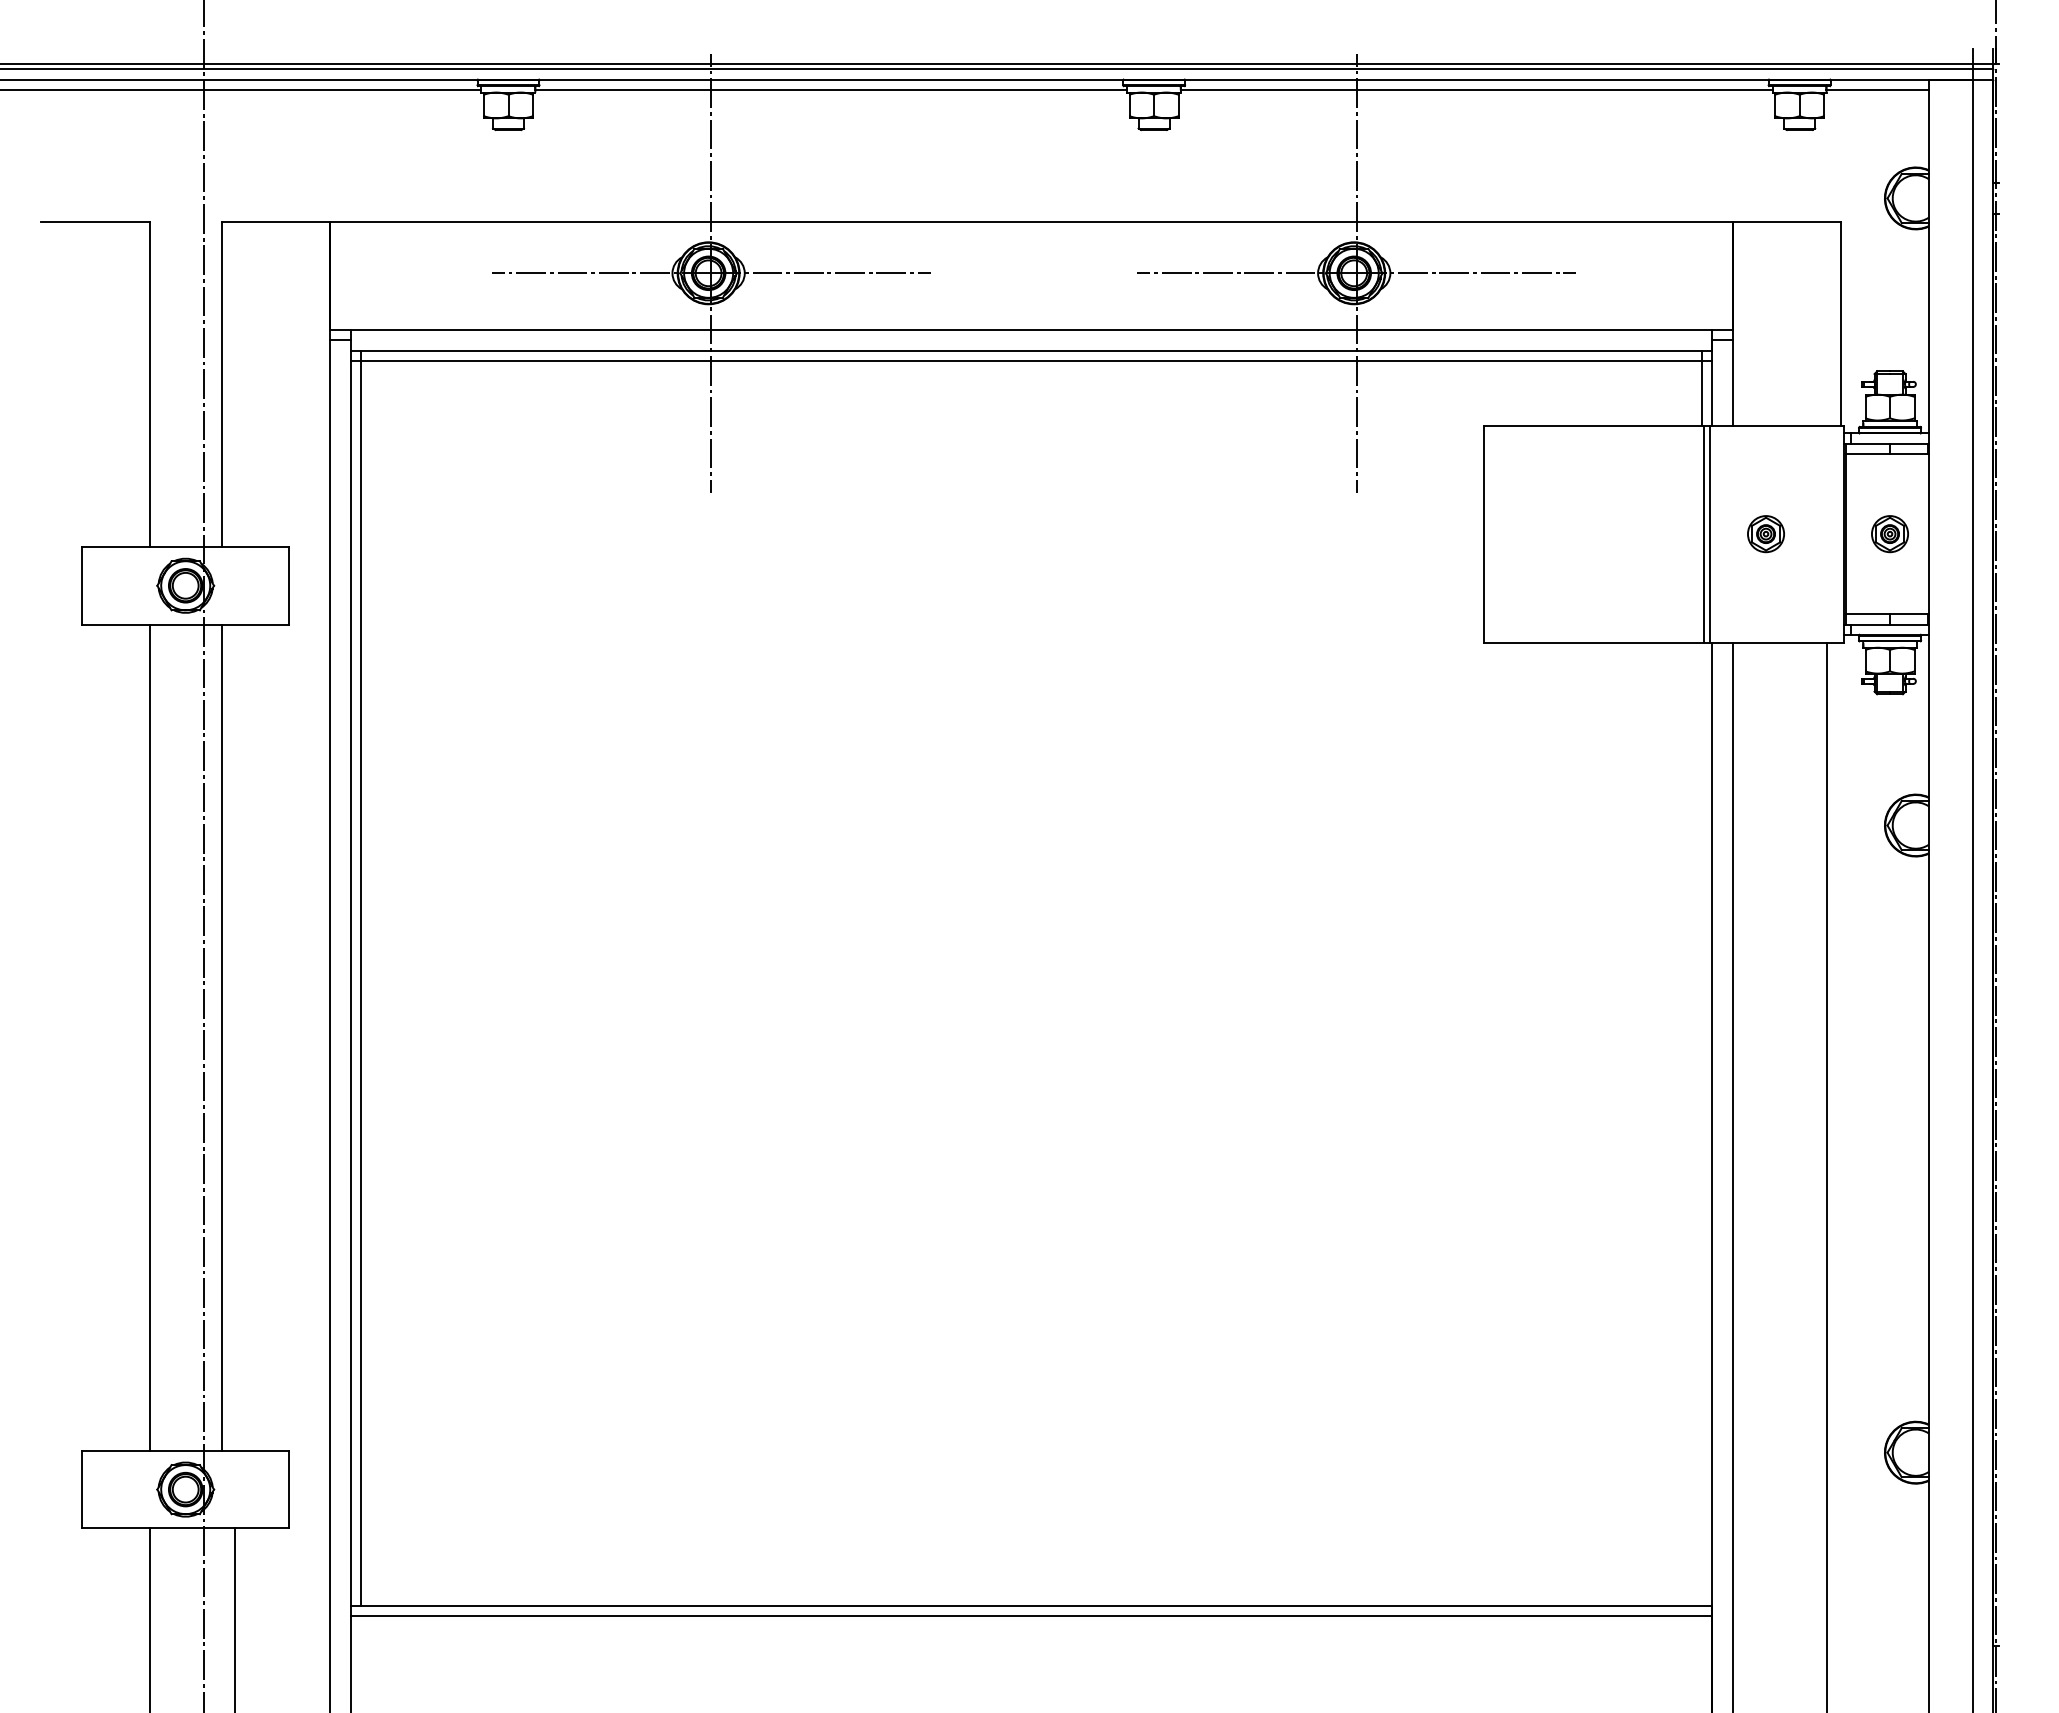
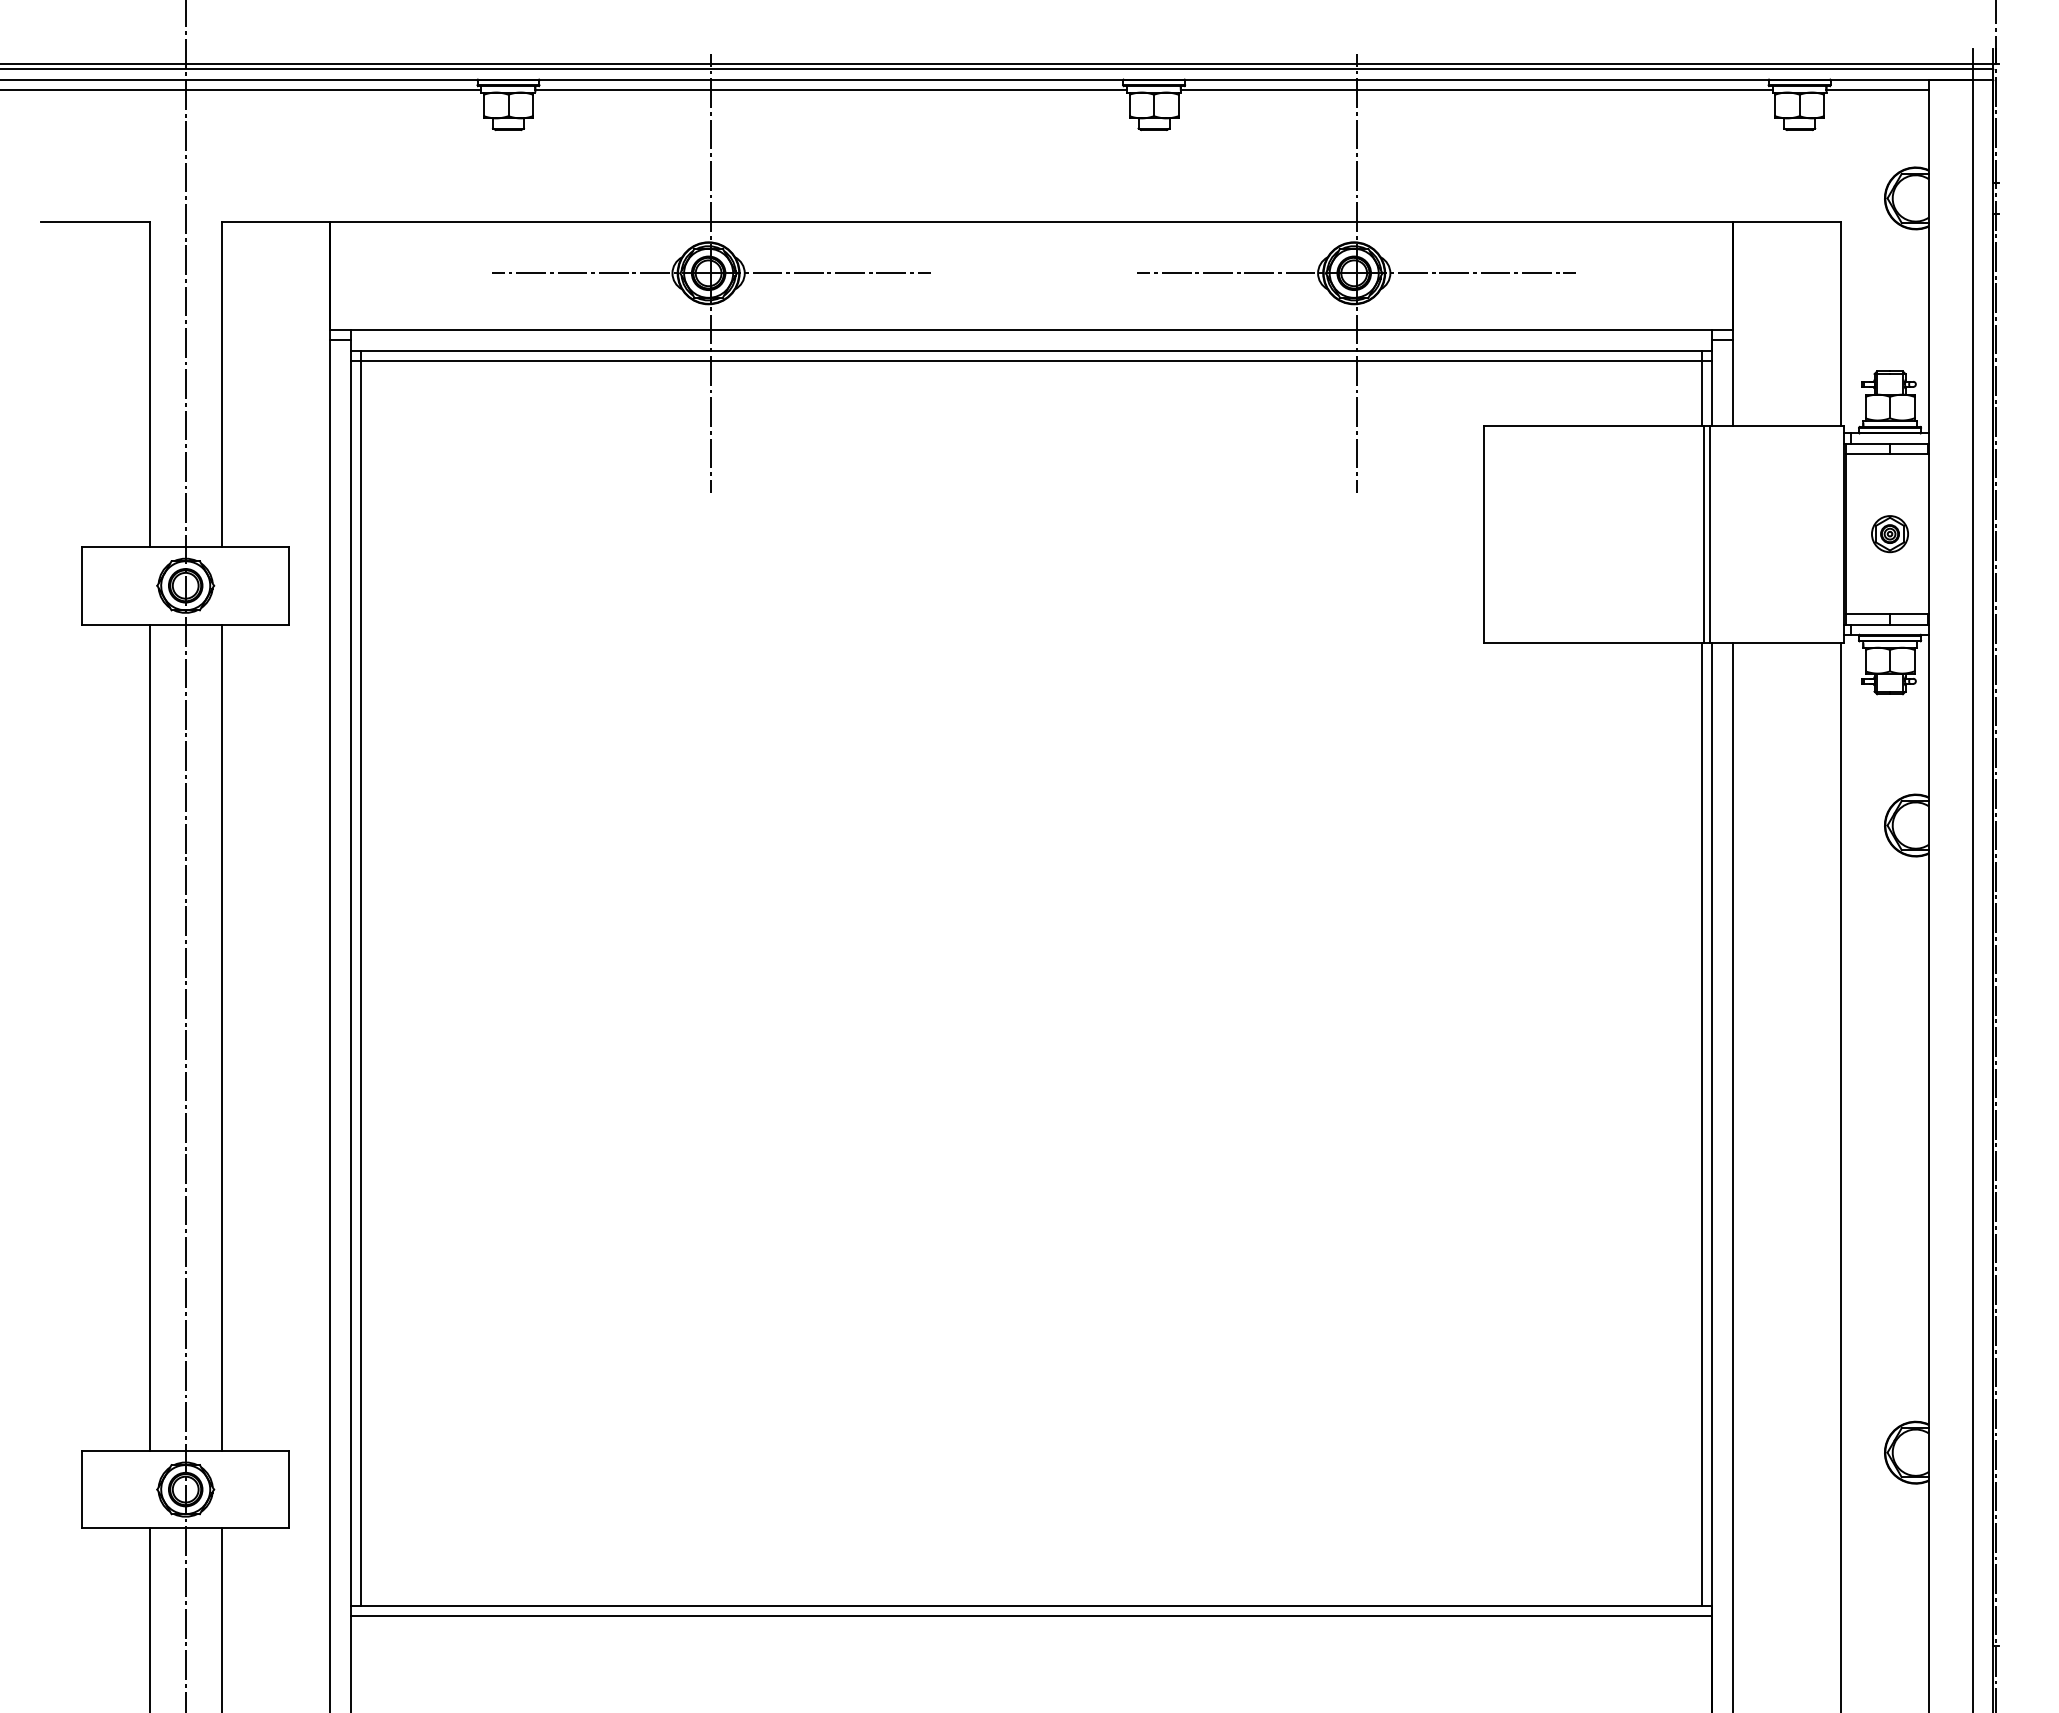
part: present -> none (1765, 534)
line position: (203, 855) -> (185, 855) (185, 855)
line: none -> present (1701, 1123)
line position: (1826, 1175) -> (1840, 1175) (1840, 1175)
line position: (234, 1618) -> (221, 1618) (221, 1618)
